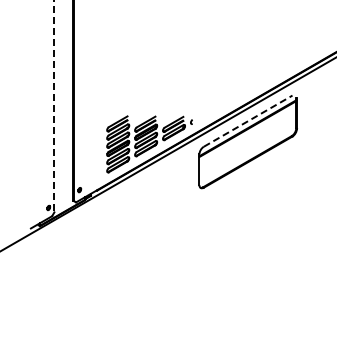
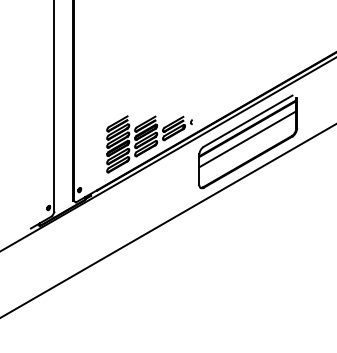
line: dashed -> solid (54, 106)
line: dashed -> solid (248, 120)
line: none -> present (247, 139)
line: none -> present (167, 220)
